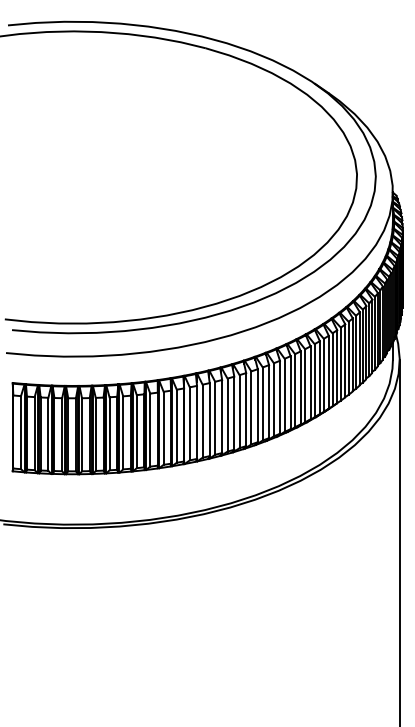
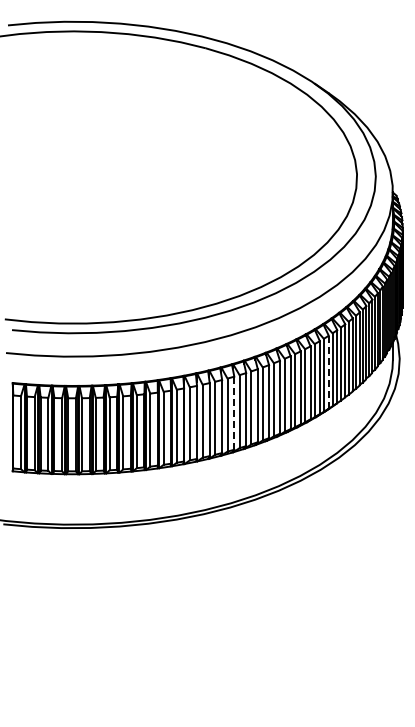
line: solid -> dashed (328, 372)
line: solid -> dashed (234, 413)
line: present -> none (399, 541)
